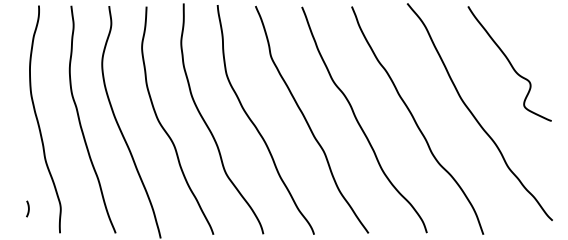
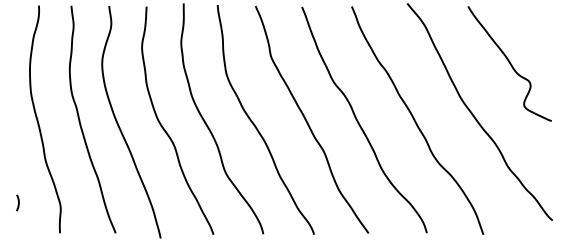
curve position: (28, 208) -> (18, 202) (18, 202)
